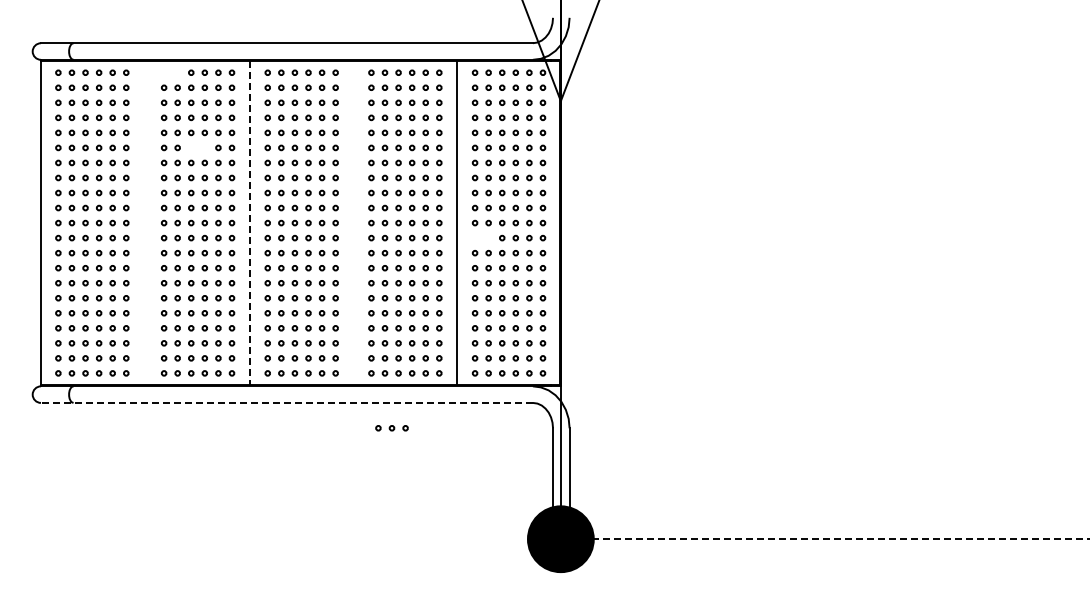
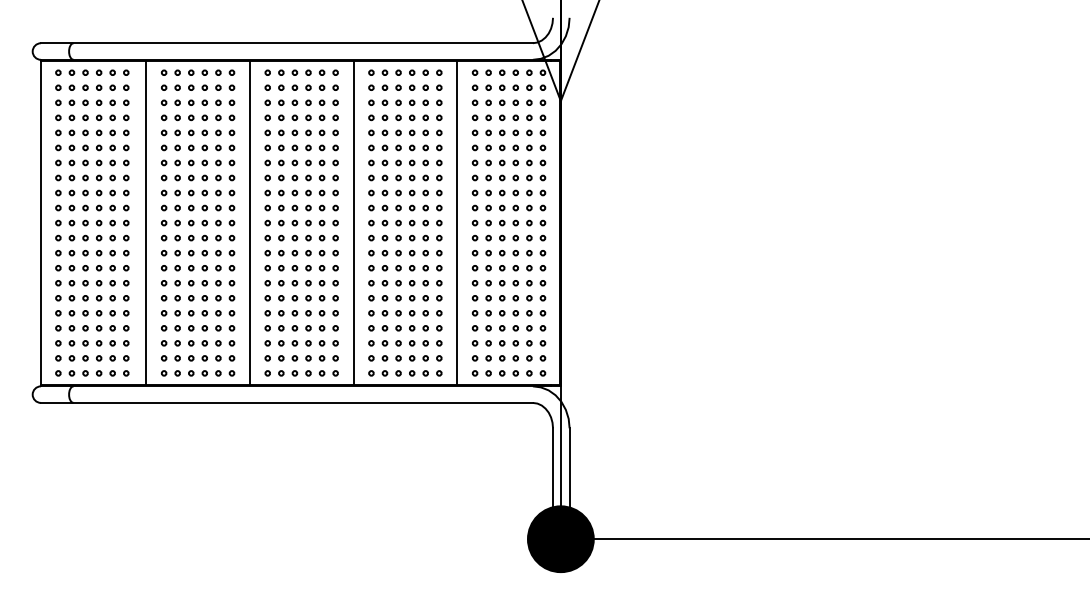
part: none -> present (170, 72)
part: none -> present (197, 147)
line: none -> present (146, 223)
line: dashed -> solid (249, 223)
line: none -> present (353, 223)
part: none -> present (481, 237)
line: dashed -> solid (286, 402)
part: present -> none (391, 428)
line: dashed -> solid (824, 539)
